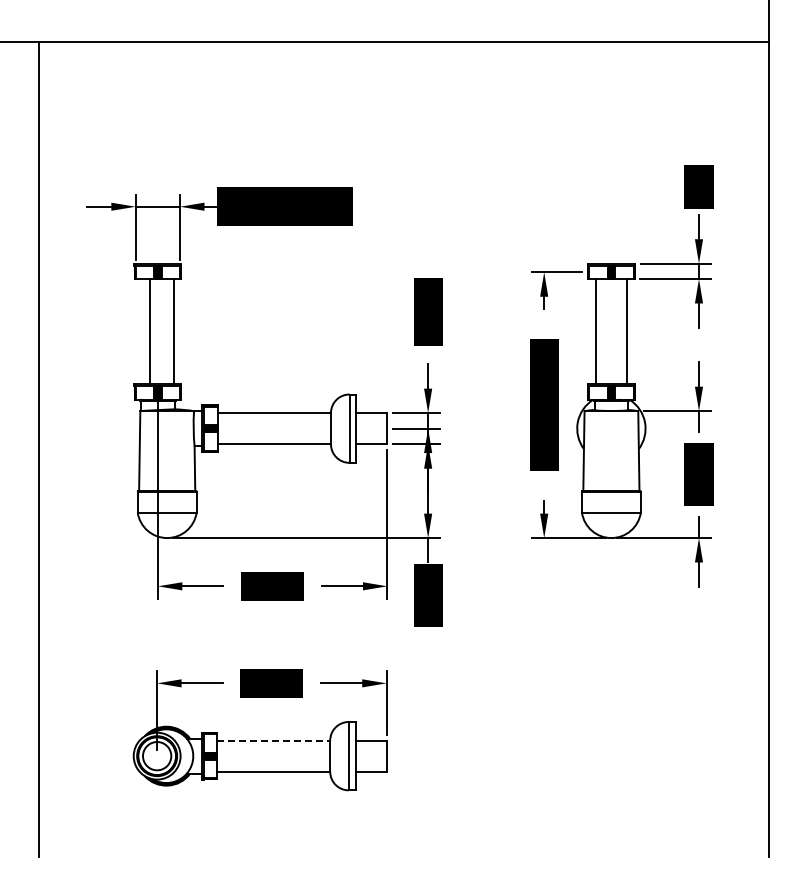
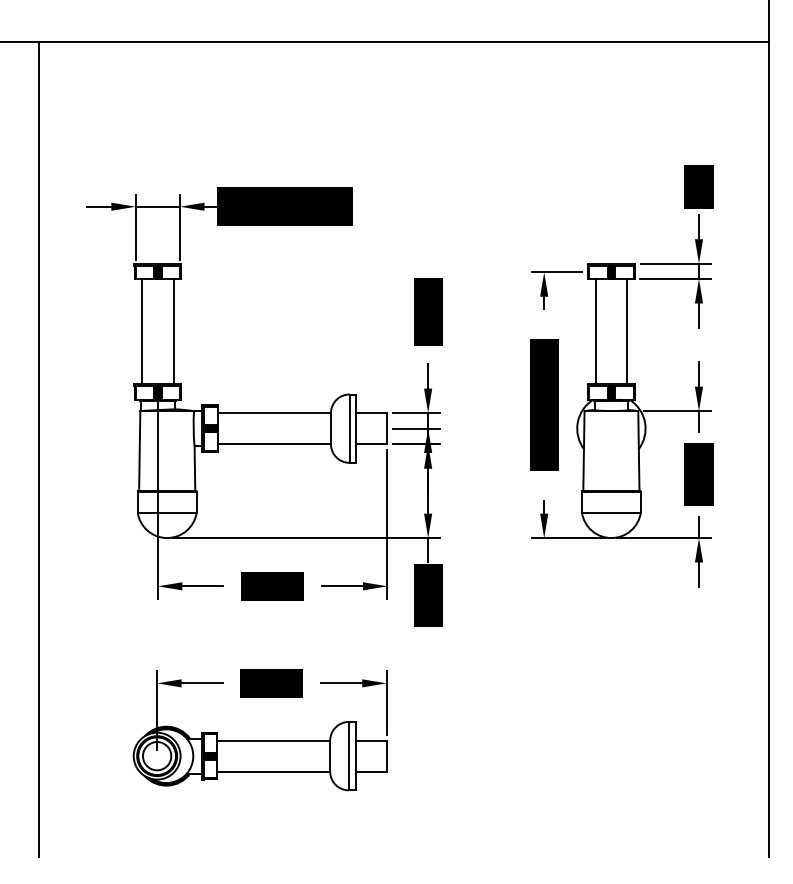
line position: (150, 331) -> (142, 331) (142, 331)
line: dashed -> solid (273, 740)
